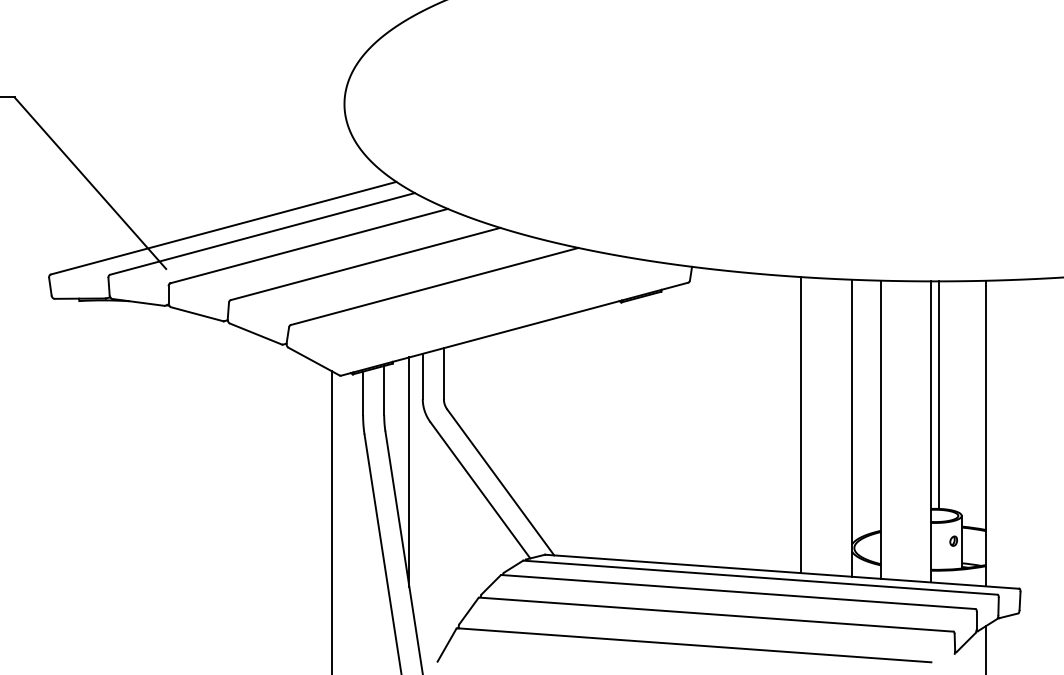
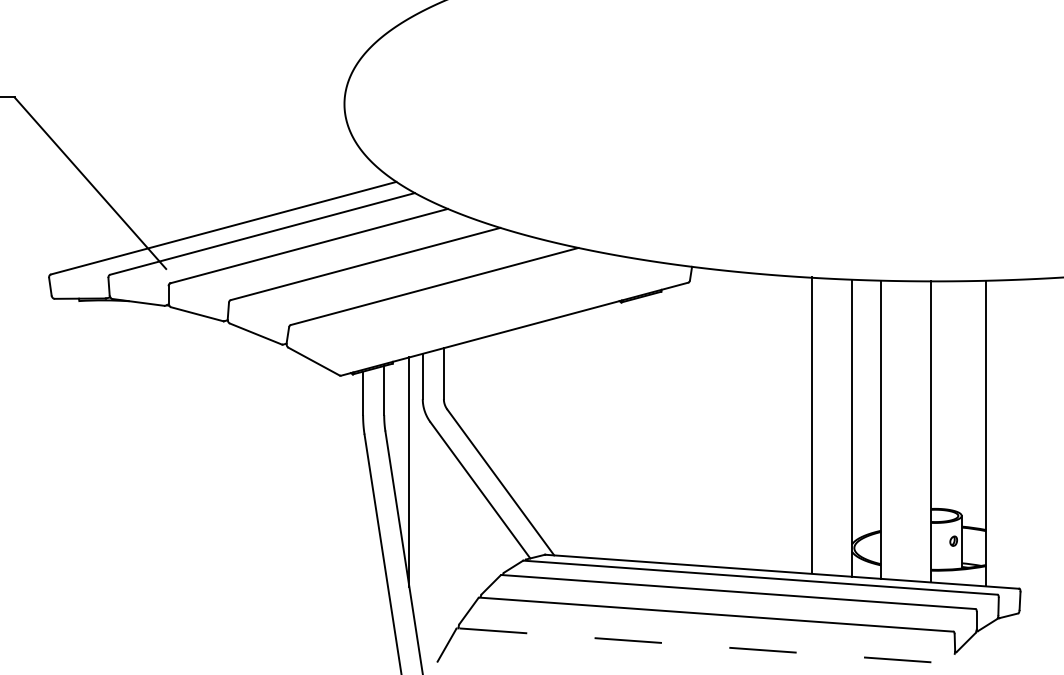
line: present -> none (939, 394)
line position: (801, 425) -> (812, 425) (812, 425)
line: present -> none (332, 521)
line: solid -> dashed (694, 645)
line: present -> none (986, 648)
